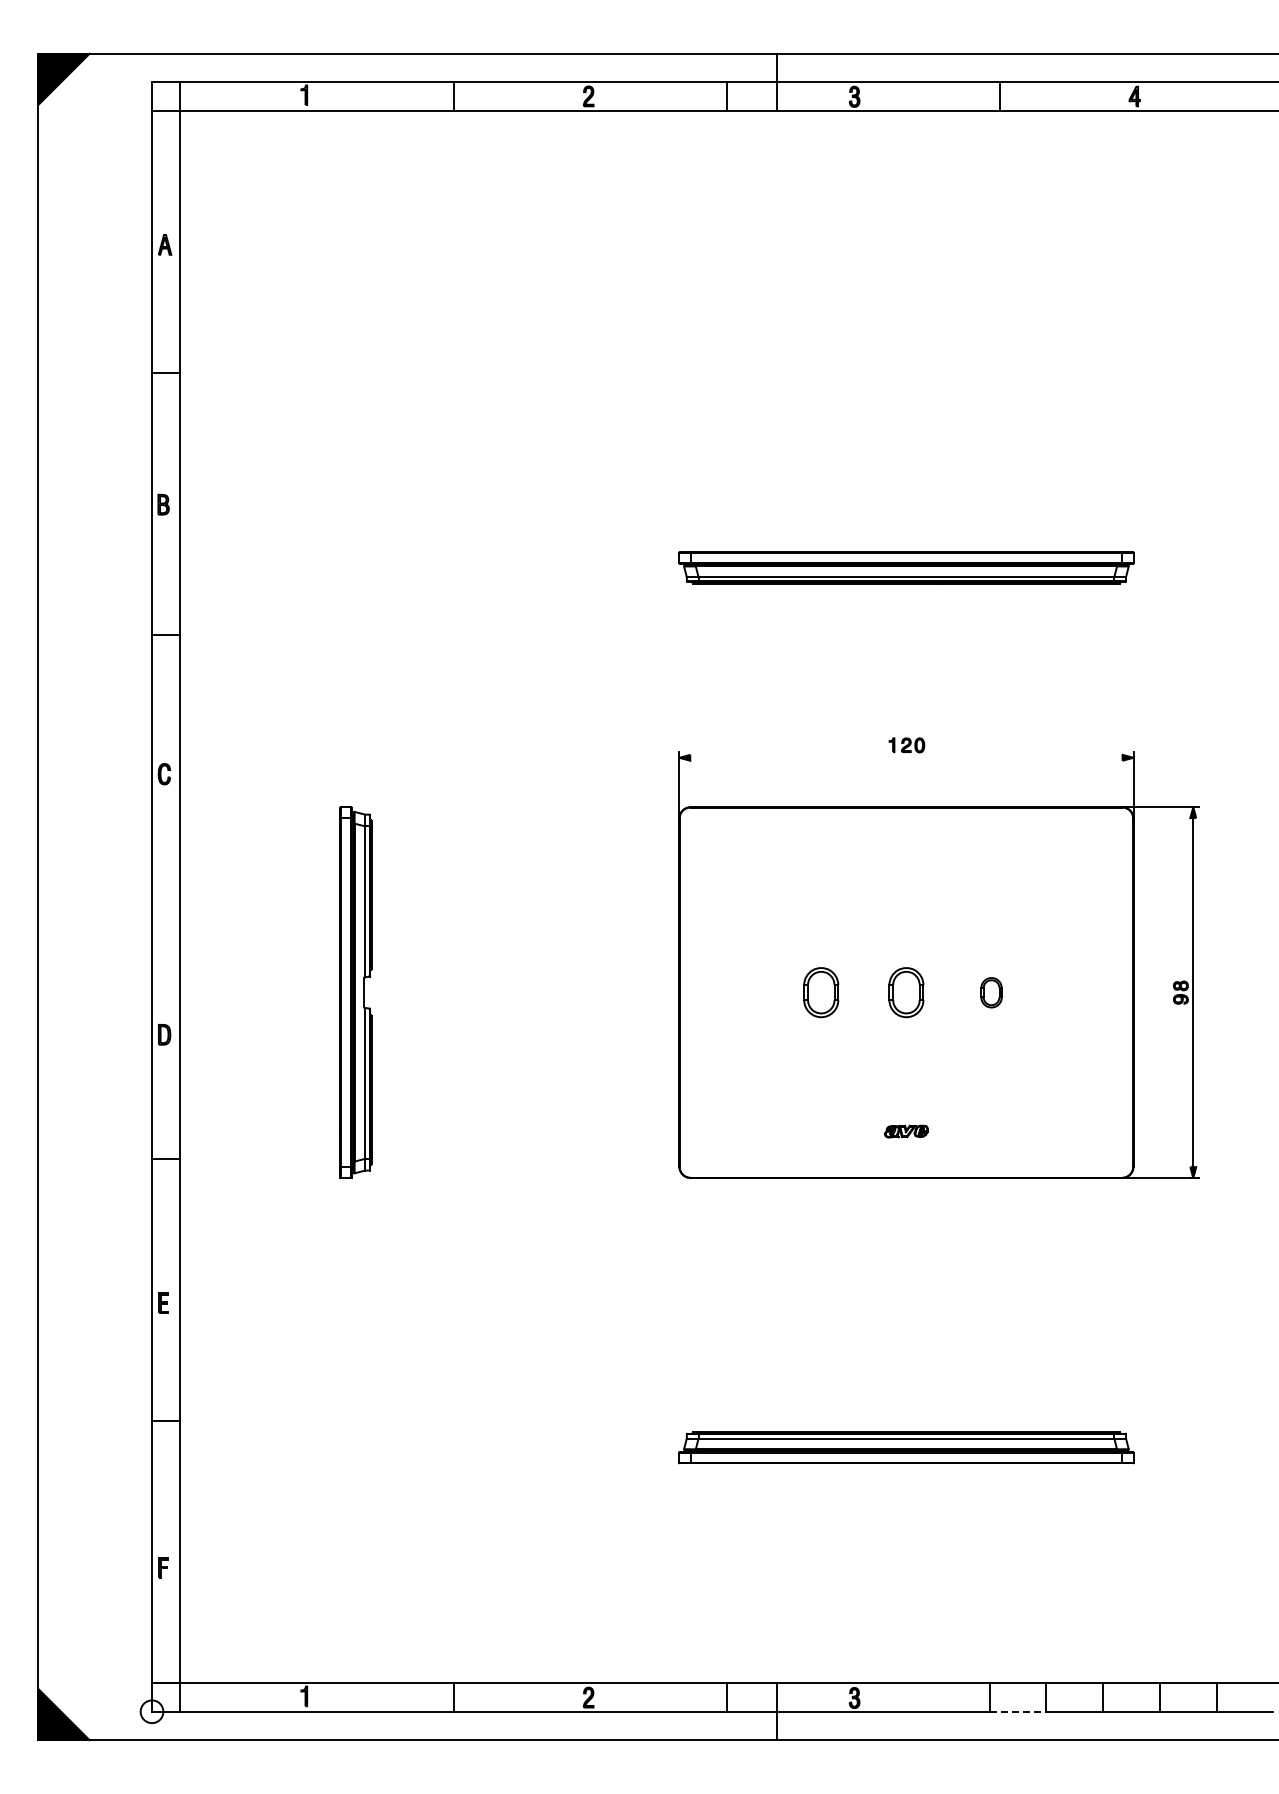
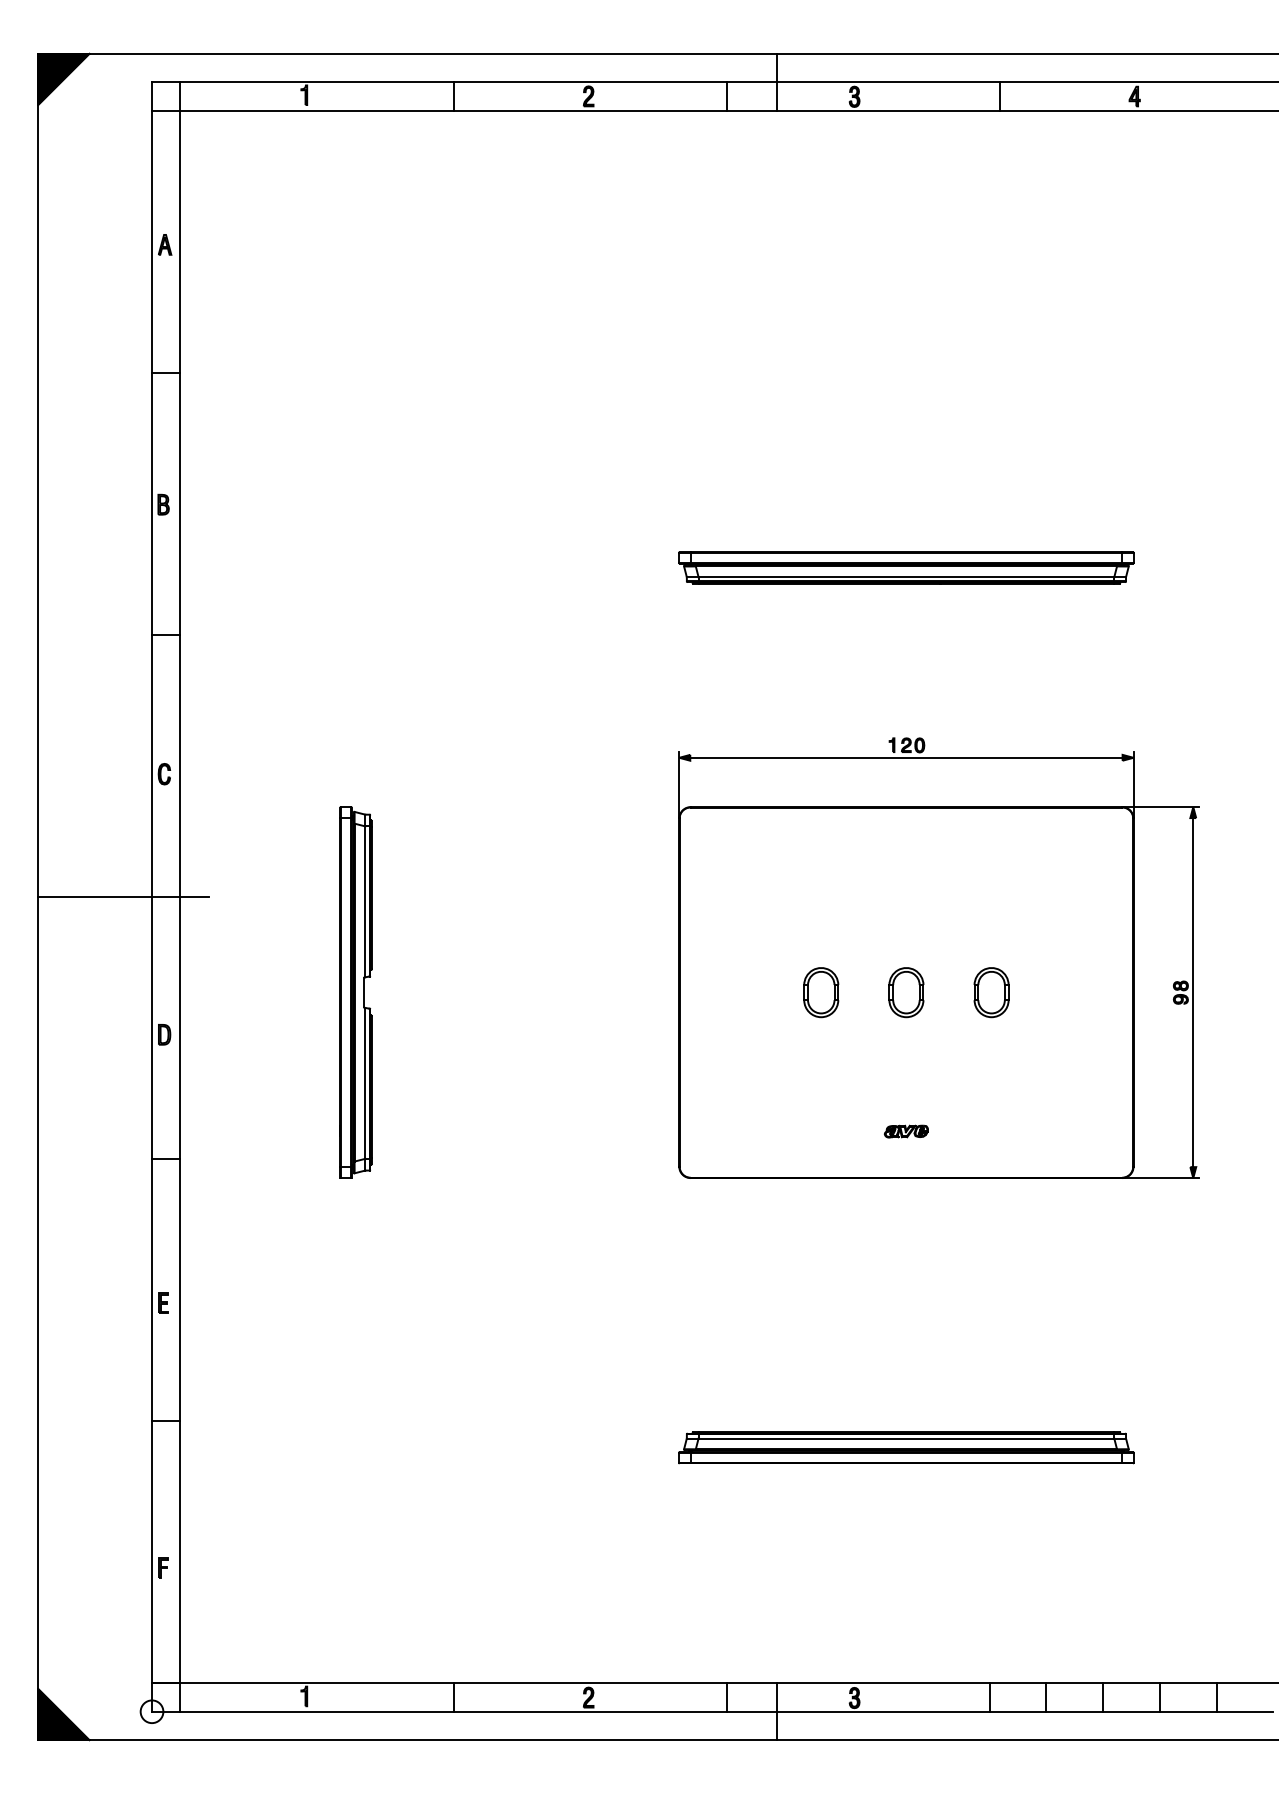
line: none -> present (906, 757)
line: none -> present (123, 897)
part size: 23x32 px -> 37x52 px (991, 992)
line: dashed -> solid (1018, 1711)
